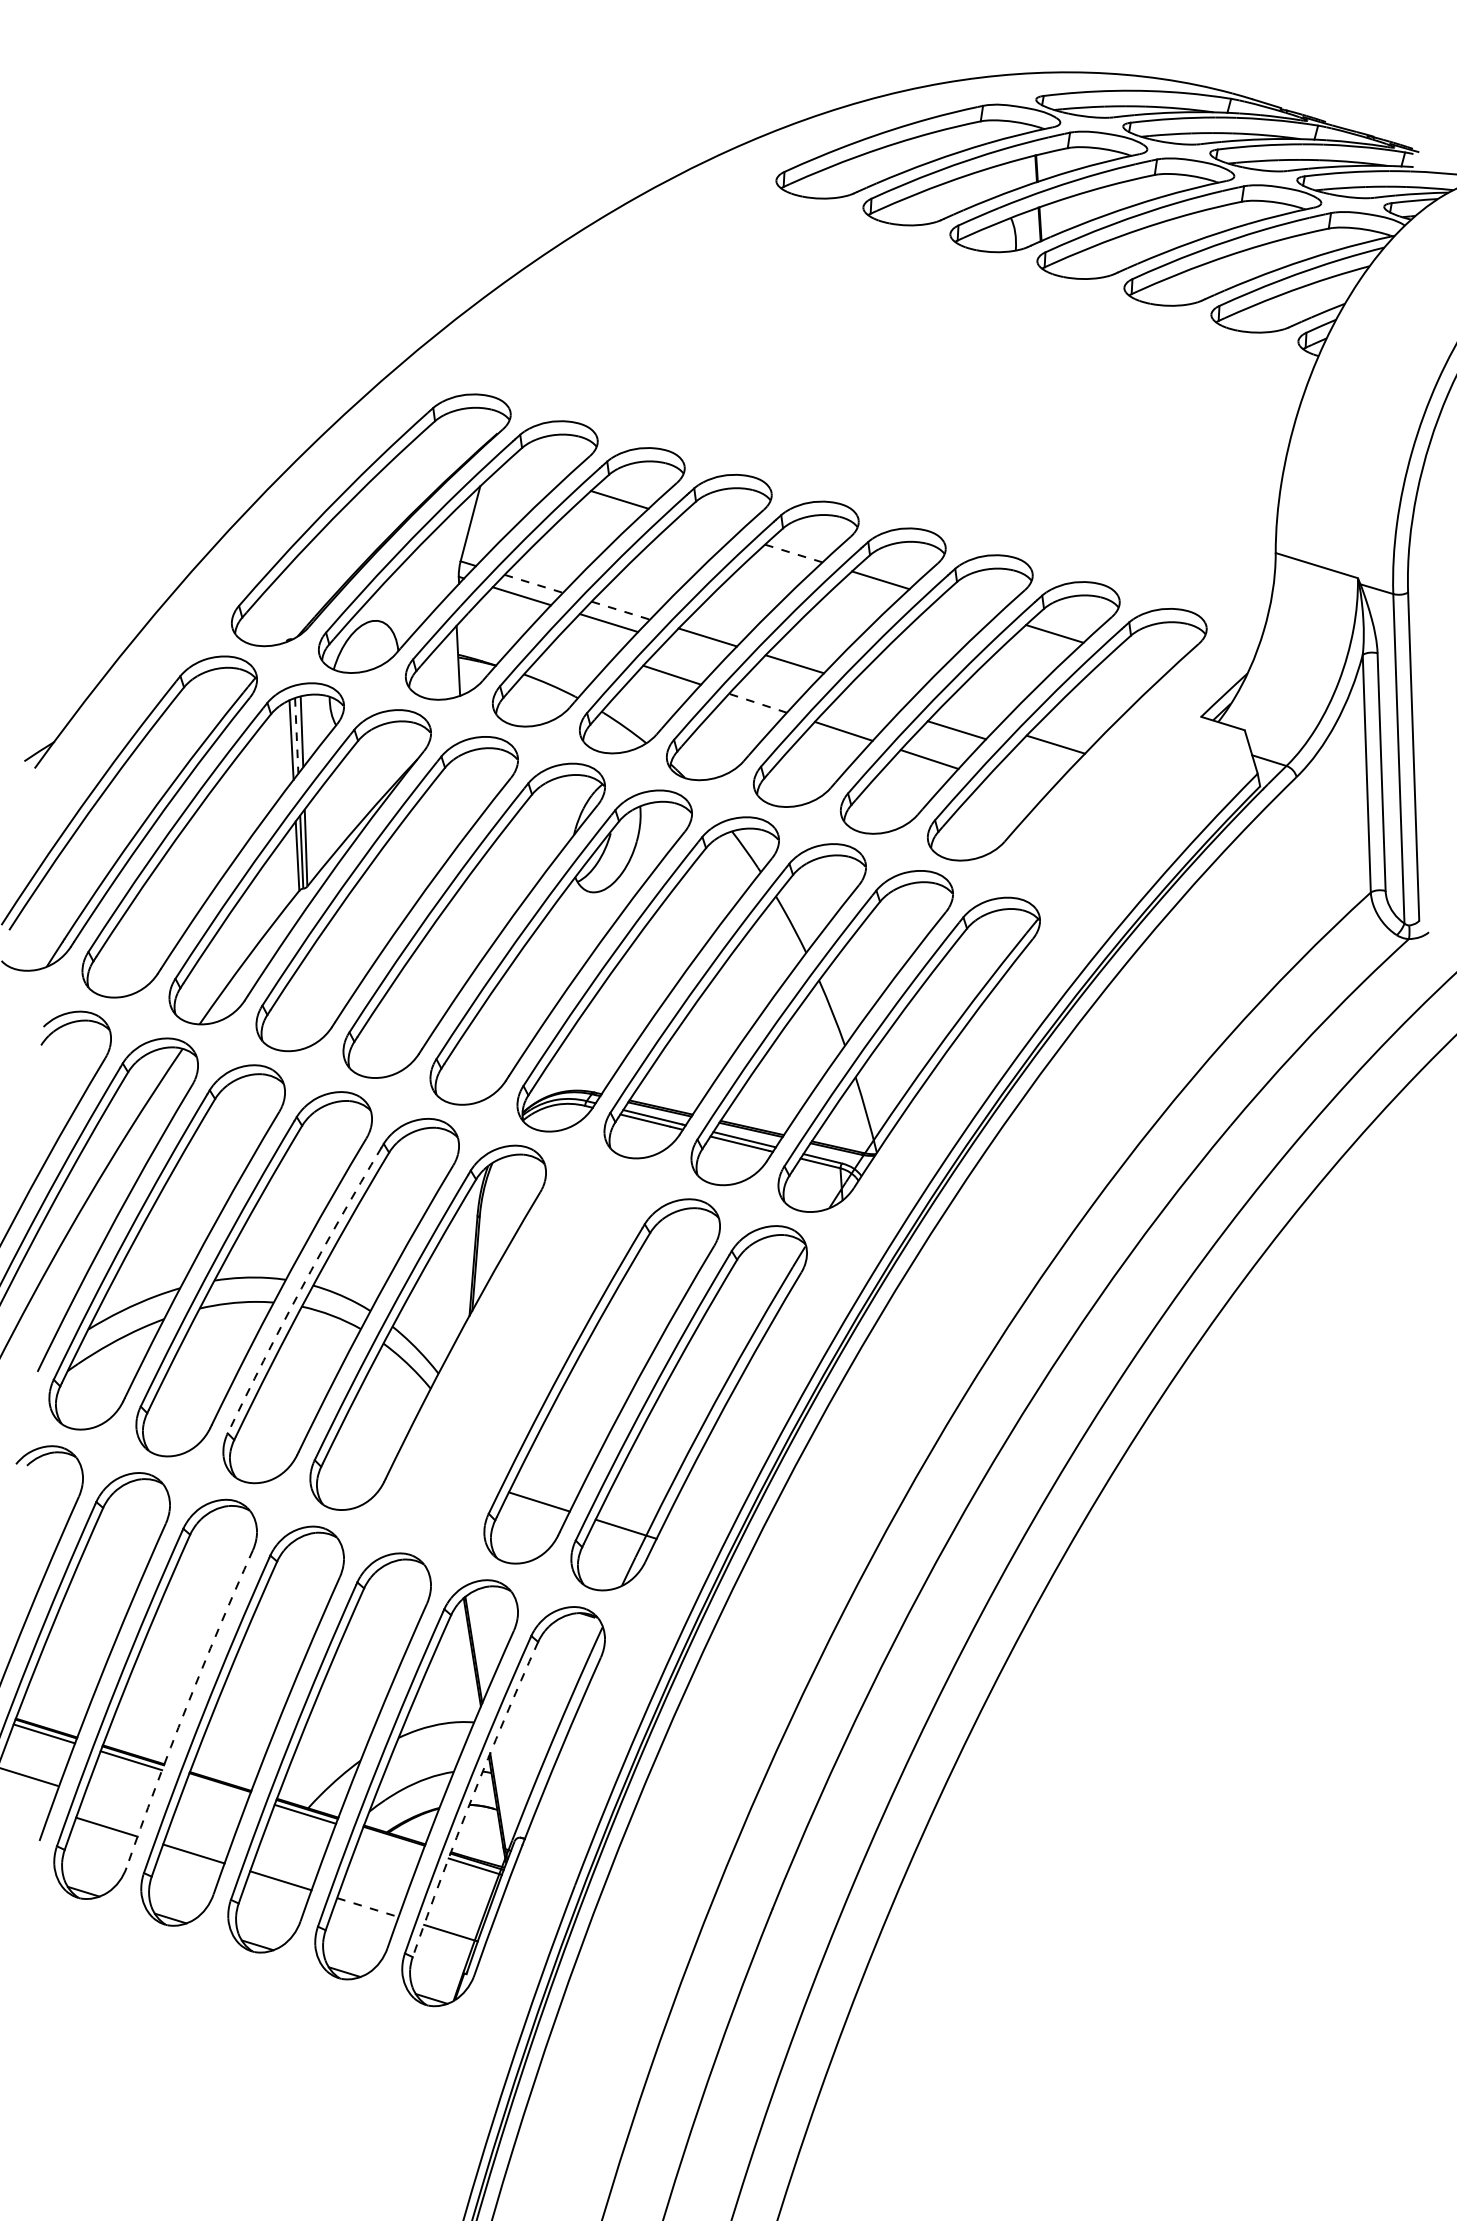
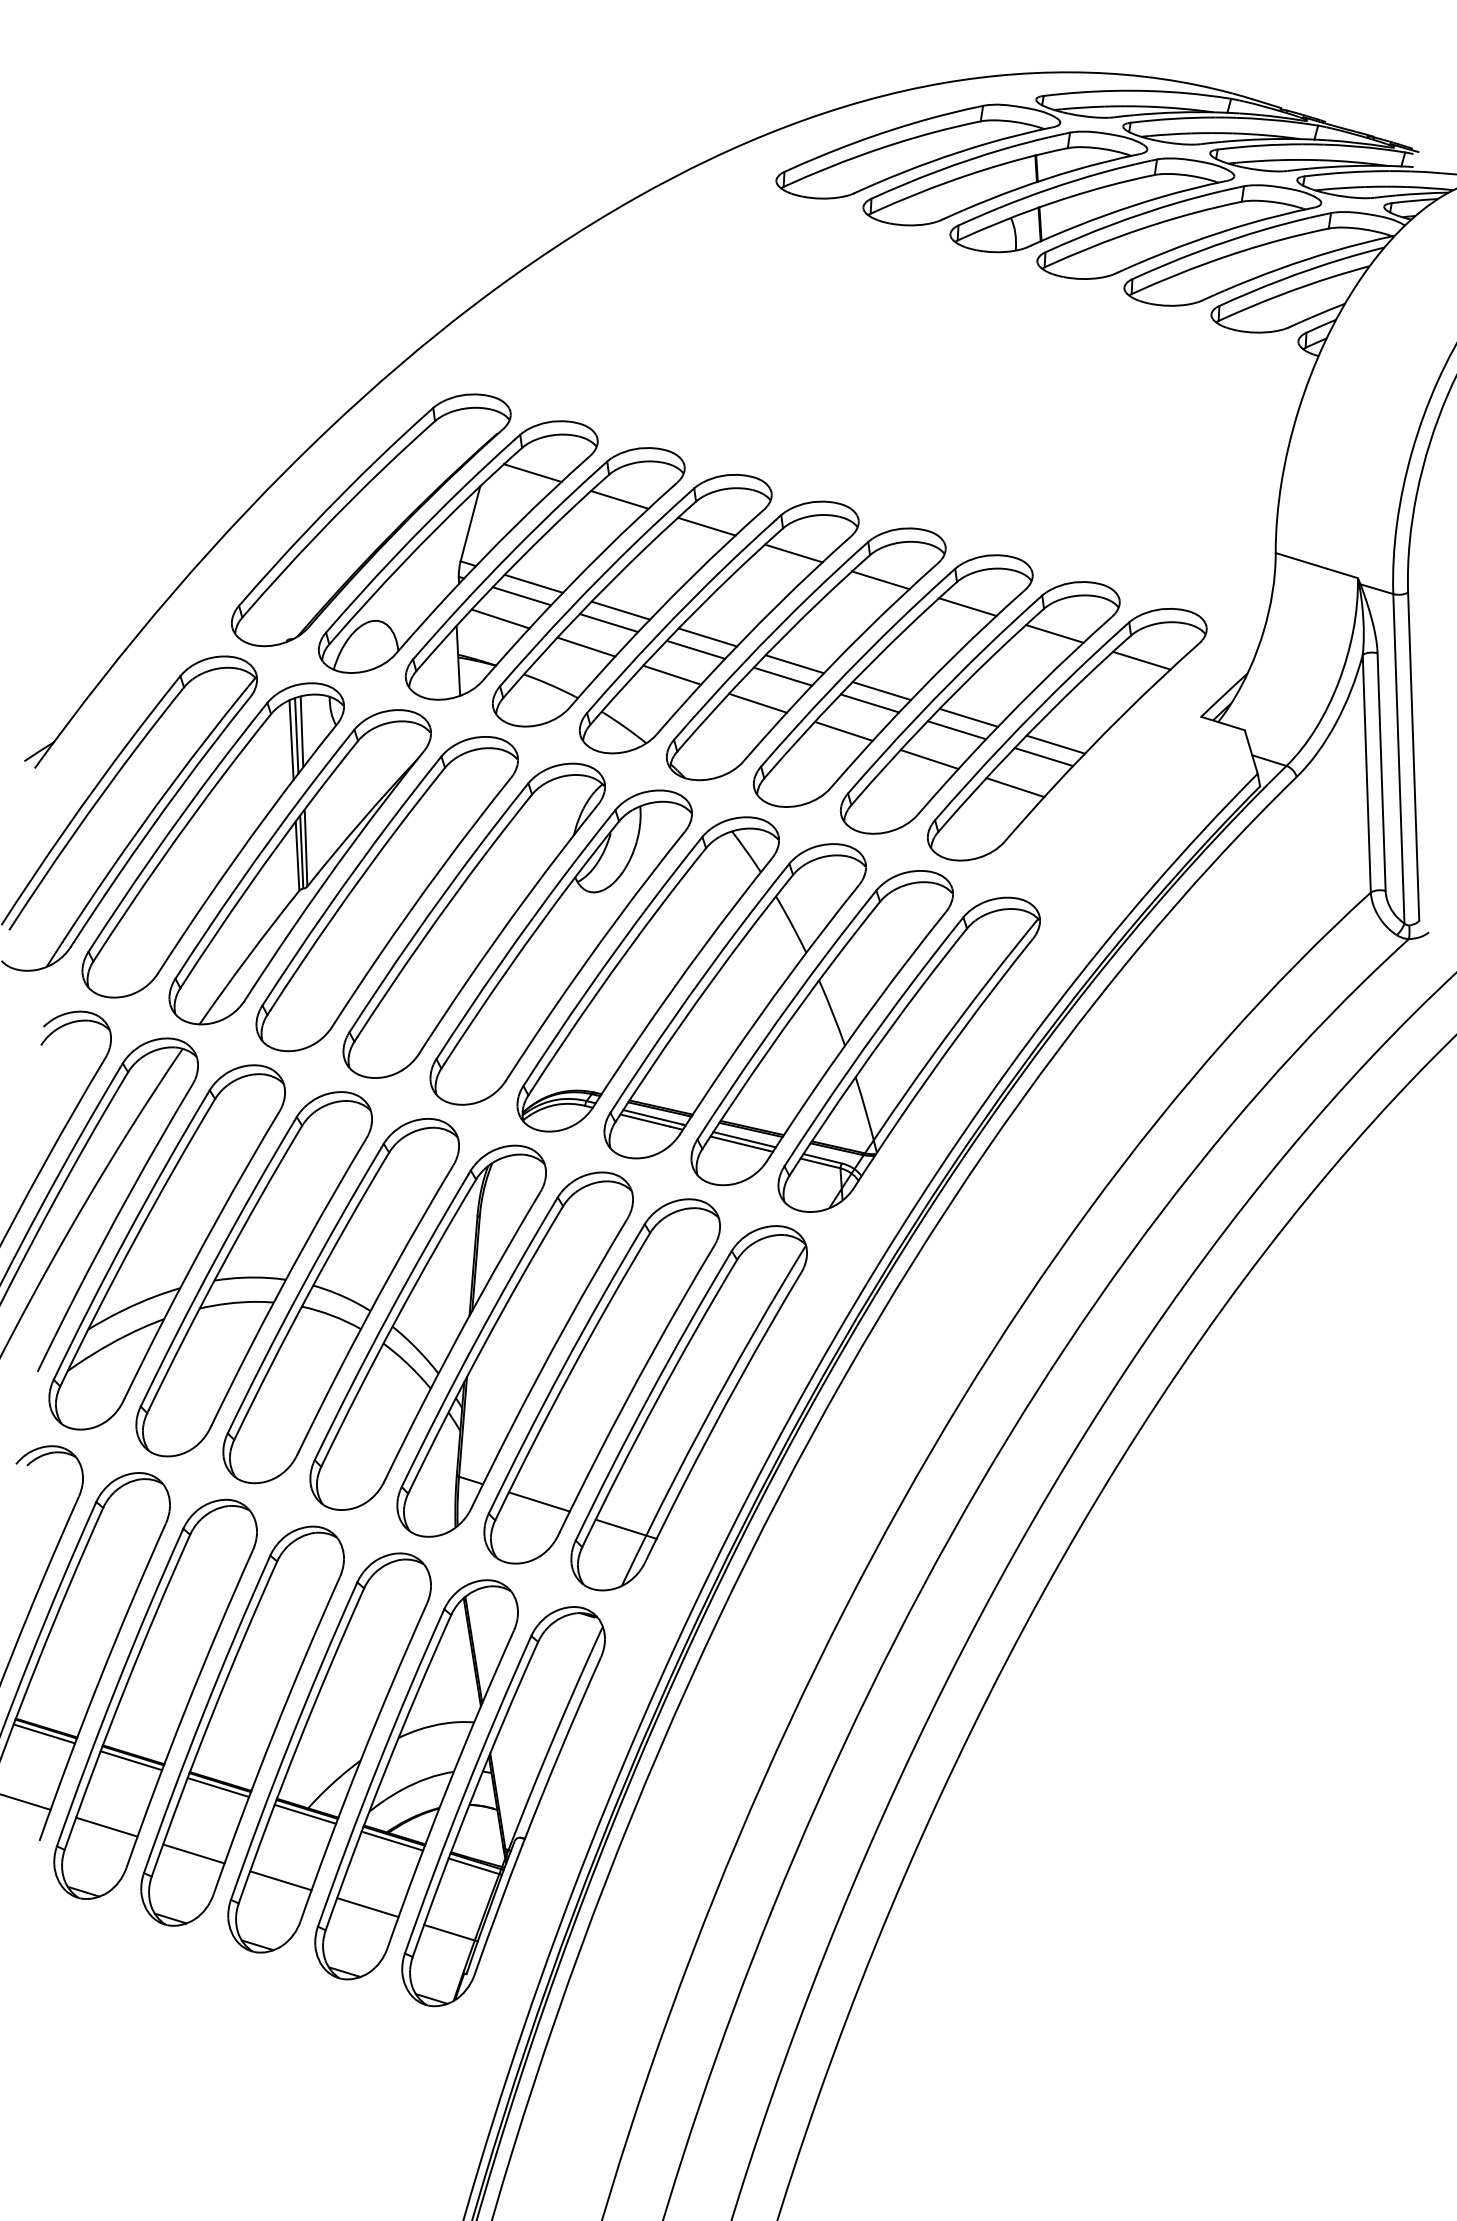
line: none -> present (532, 472)
line: none -> present (706, 526)
line: dashed -> solid (794, 553)
line: dashed -> solid (533, 583)
line: none -> present (967, 606)
line: dashed -> solid (620, 610)
line: none -> present (500, 618)
line: none -> present (586, 646)
line: none -> present (695, 649)
line: none -> present (1141, 660)
line: none -> present (782, 676)
line: none -> present (881, 691)
line: dashed -> solid (757, 703)
line: none -> present (869, 703)
line: none -> present (968, 717)
line: dashed -> solid (296, 735)
line: none -> present (1043, 757)
line: none -> present (1015, 787)
arc: dashed -> solid (301, 1288)
part: none -> present (514, 1354)
arc: dashed -> solid (186, 1707)
line position: (29, 1776) -> (26, 1802) (26, 1802)
line: none -> present (218, 1787)
arc: dashed -> solid (472, 1798)
line: none -> present (392, 1840)
line: dashed -> solid (368, 1907)
